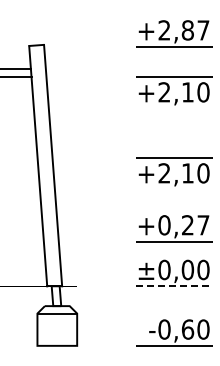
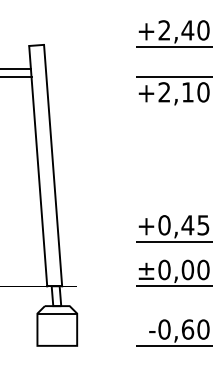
text: +2,87 -> +2,40 (195, 30)
part: present -> none (174, 171)
text: +0,27 -> +0,45 (195, 225)
line: dashed -> solid (174, 286)
